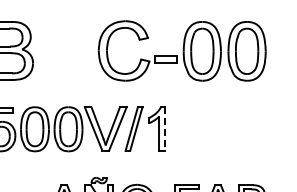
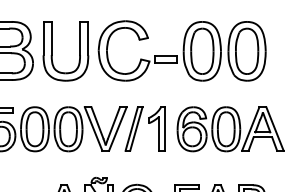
part: none -> present (52, 51)
line: dashed -> solid (164, 129)
part: none -> present (230, 129)
